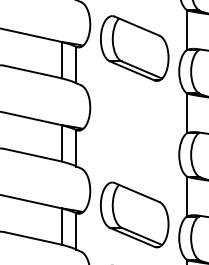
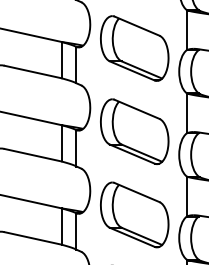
part: none -> present (134, 131)
